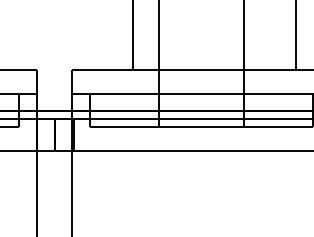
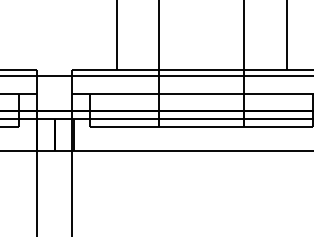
line position: (132, 36) -> (116, 36) (116, 36)
line position: (295, 36) -> (286, 36) (286, 36)
line: none -> present (156, 76)
